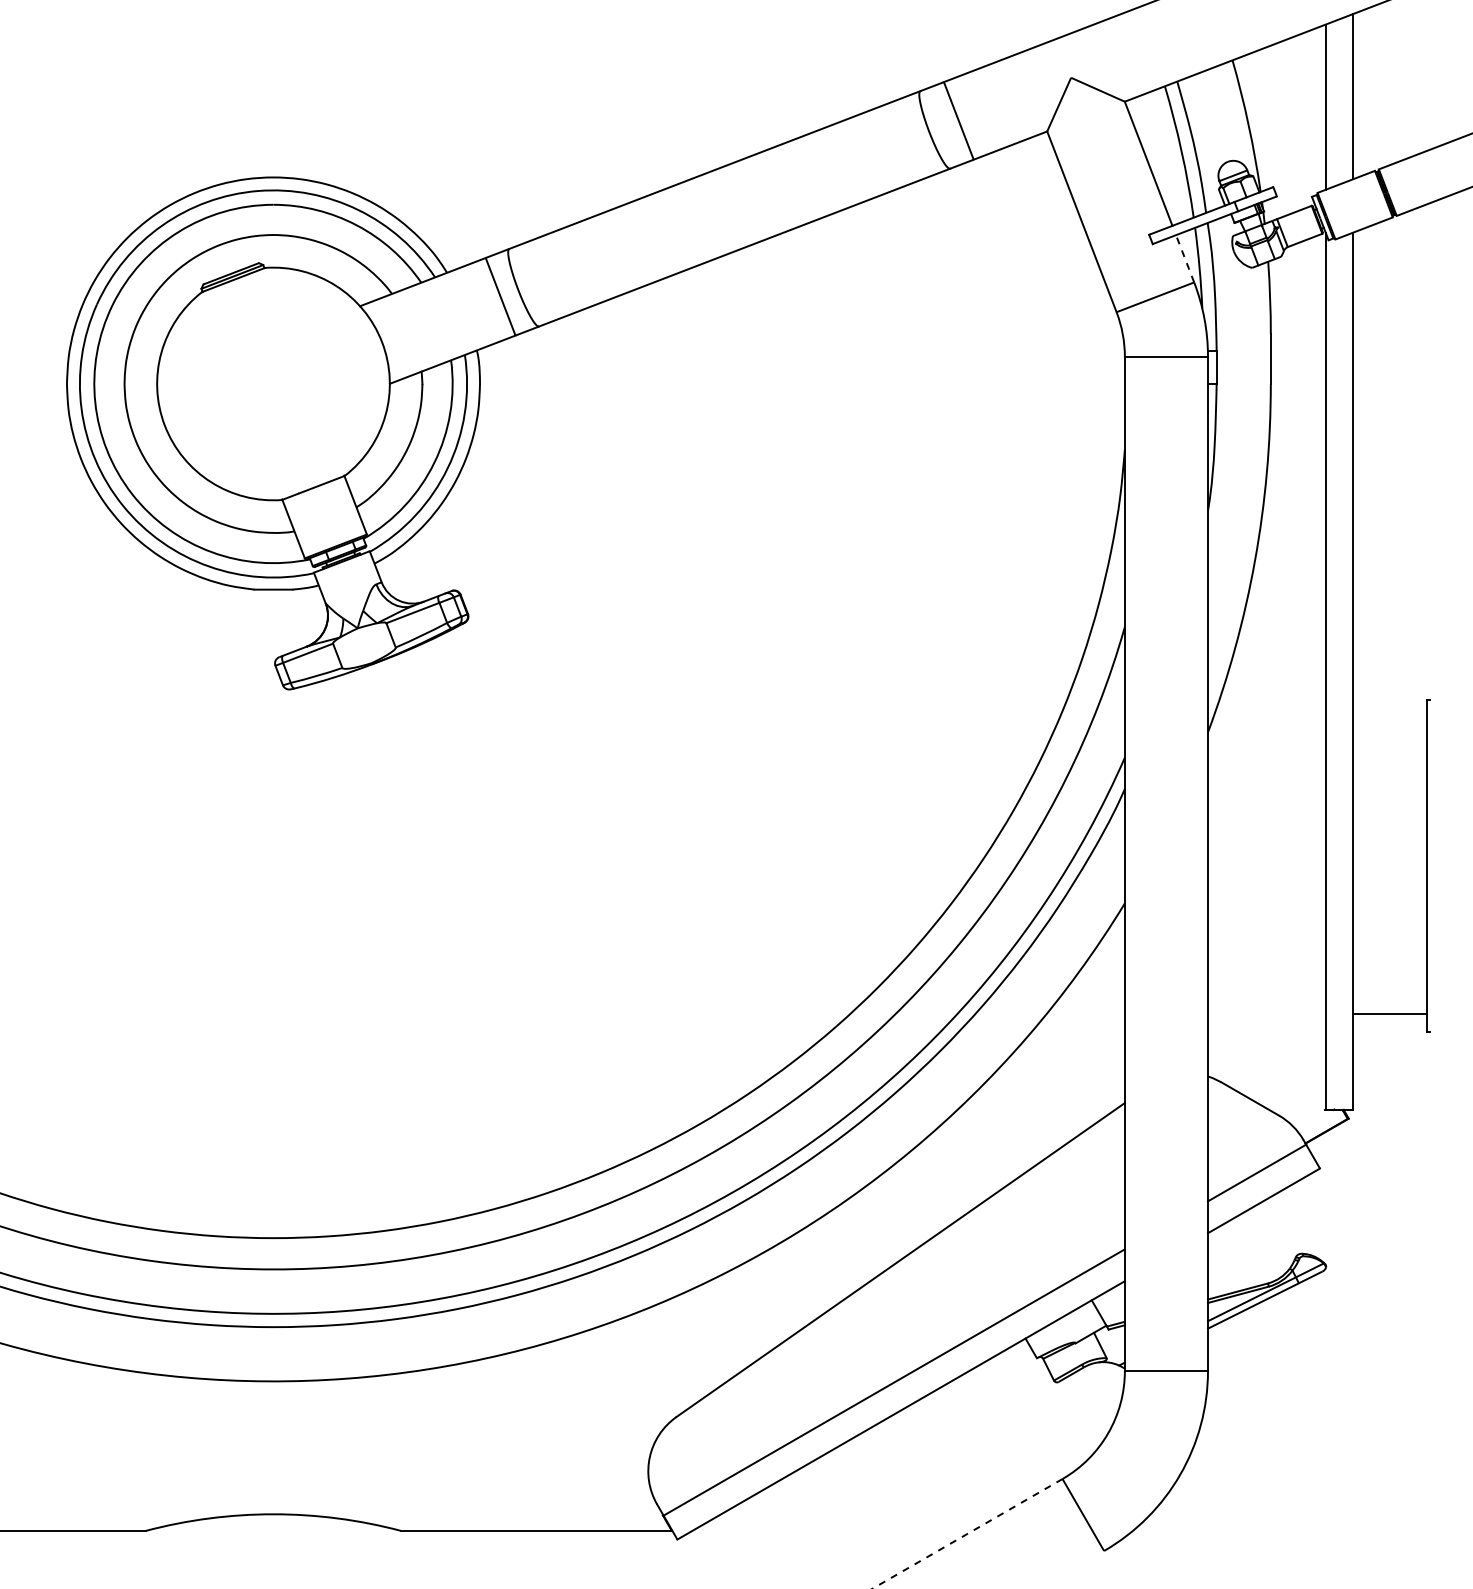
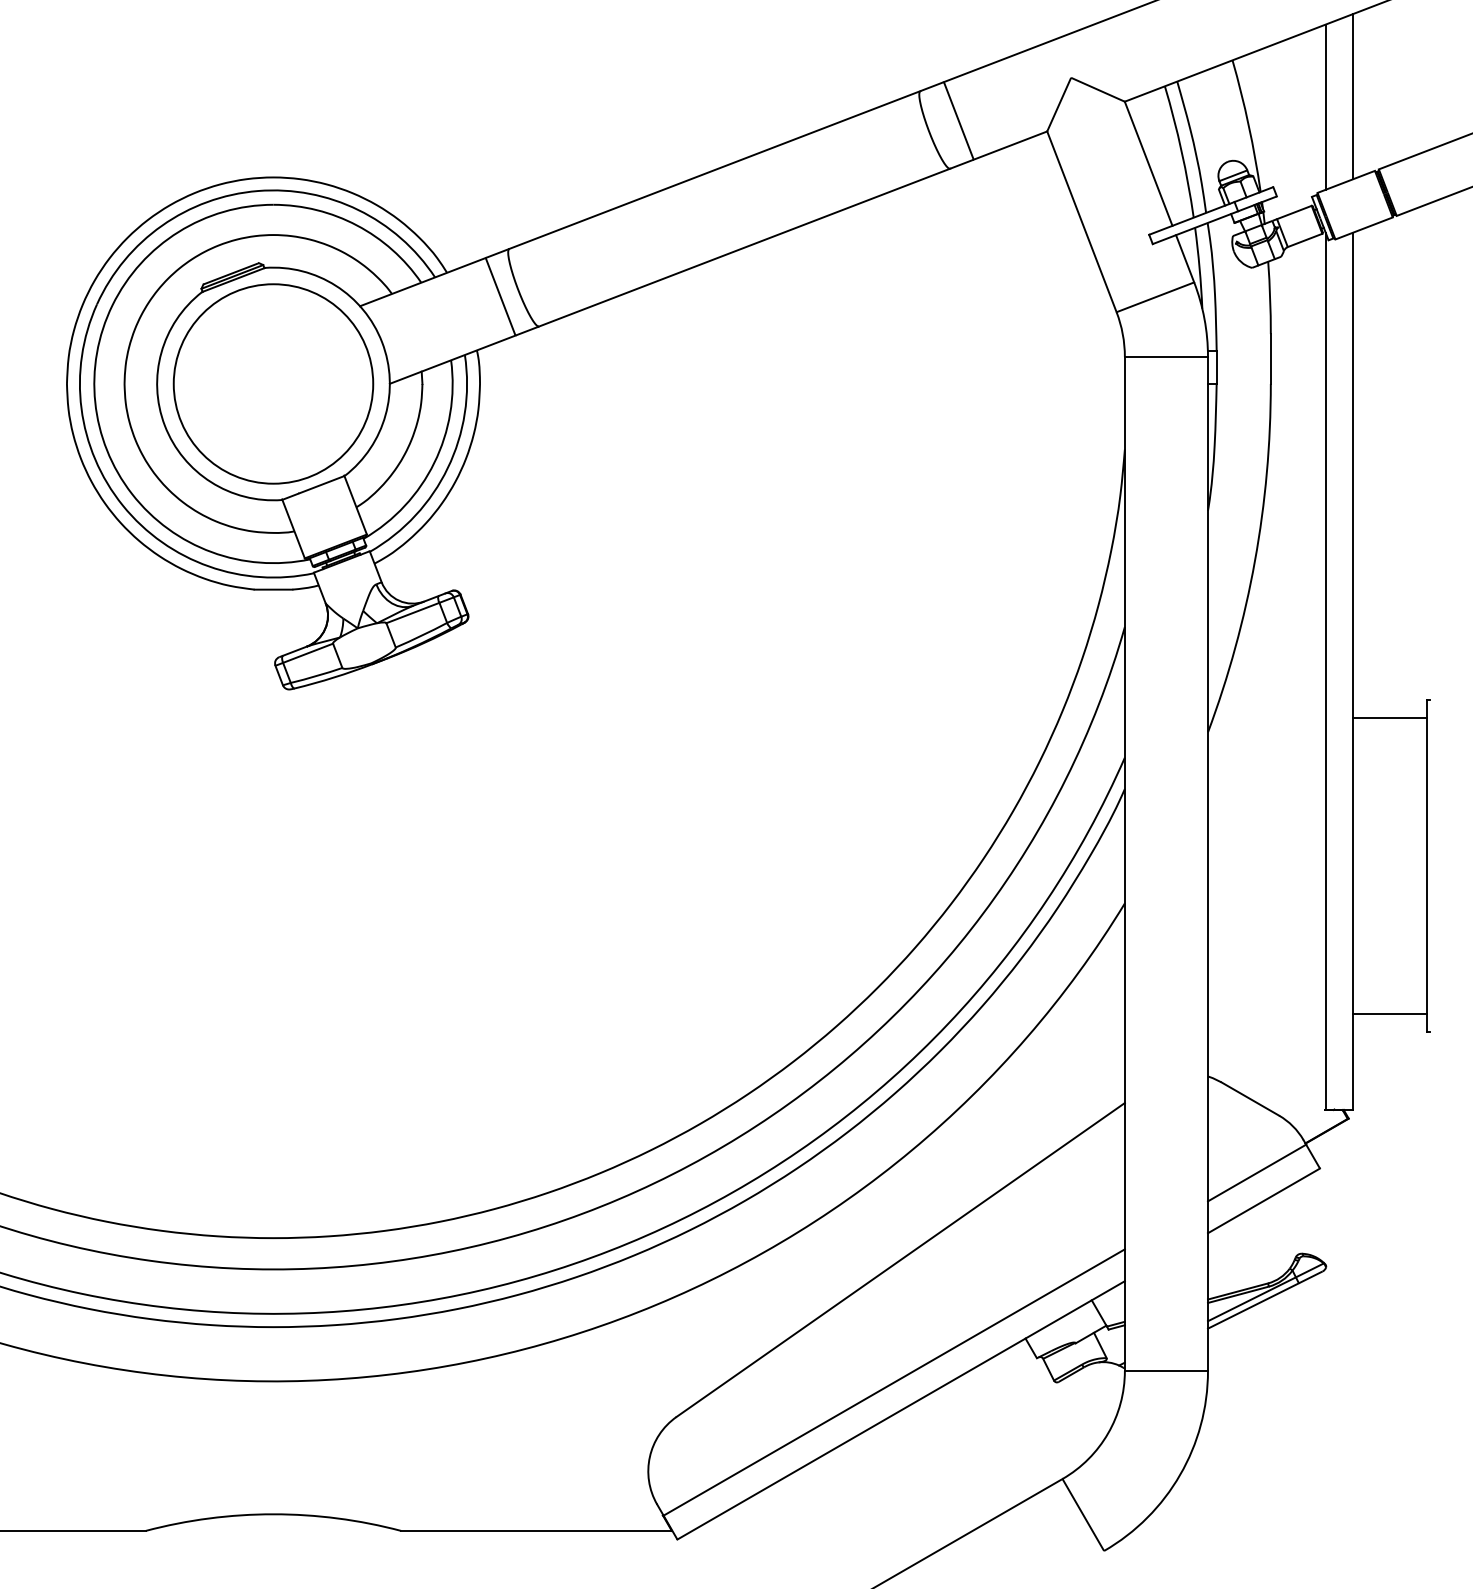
line: dashed -> solid (1184, 258)
circle: none -> present (273, 383)
line: none -> present (1390, 718)
line: dashed -> solid (967, 1533)
